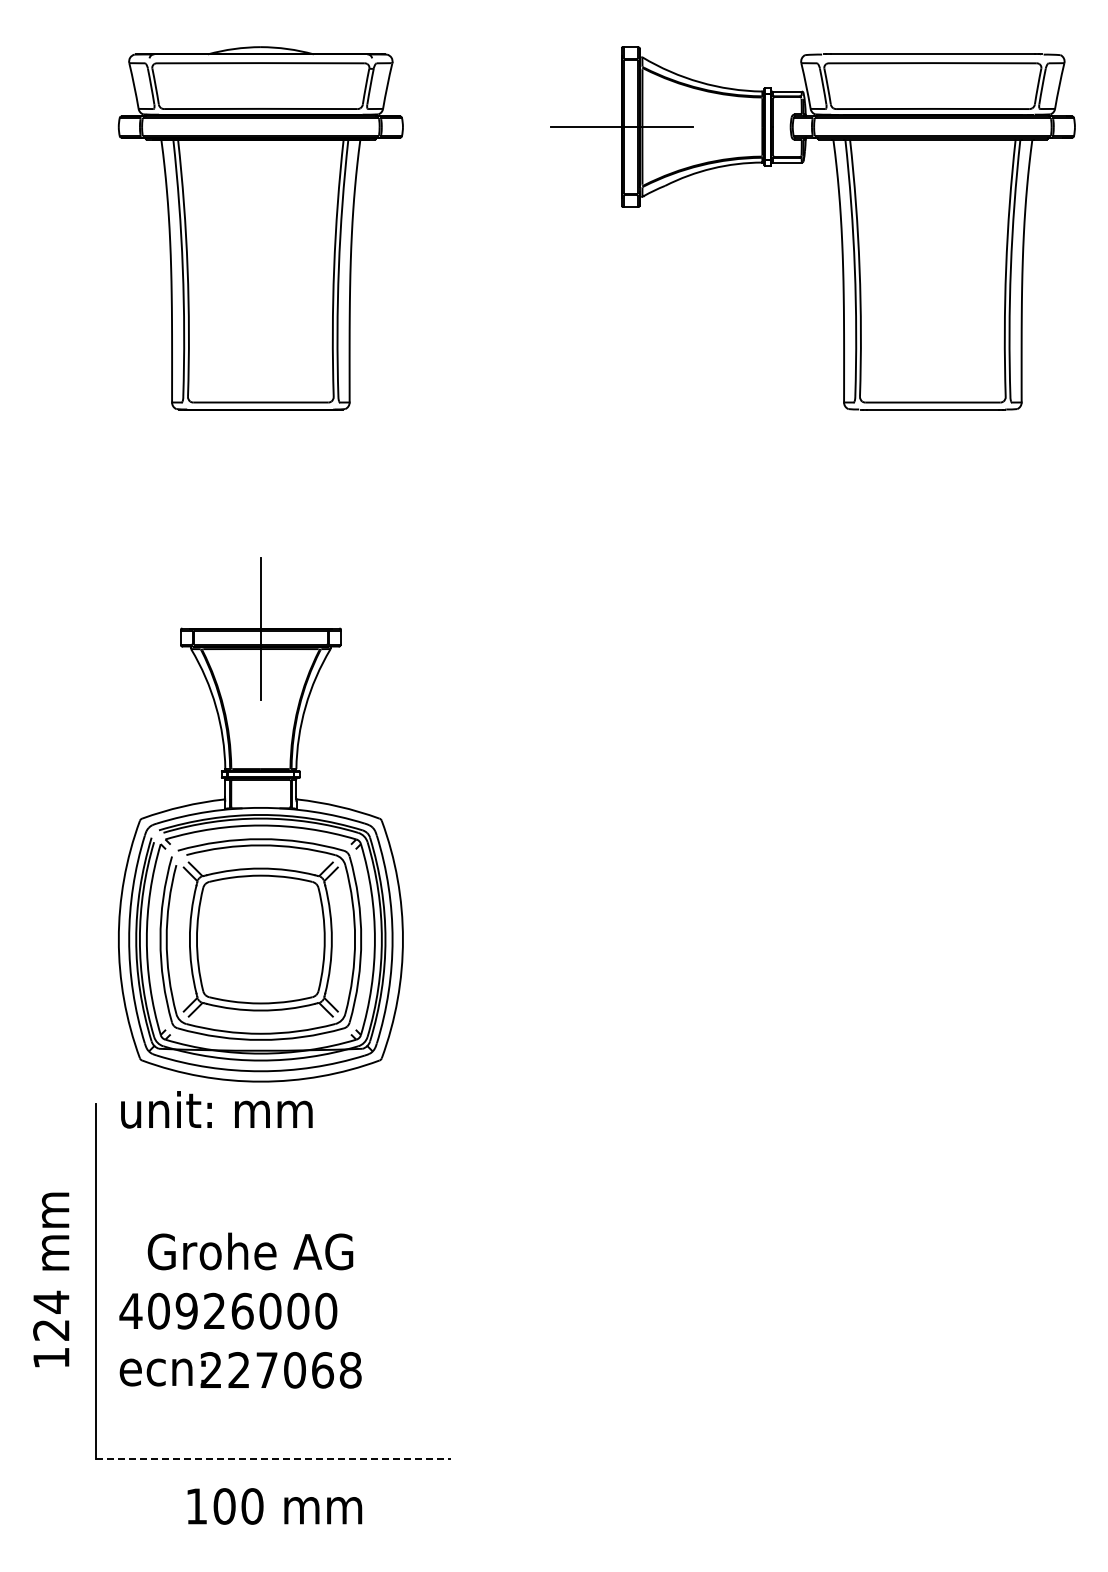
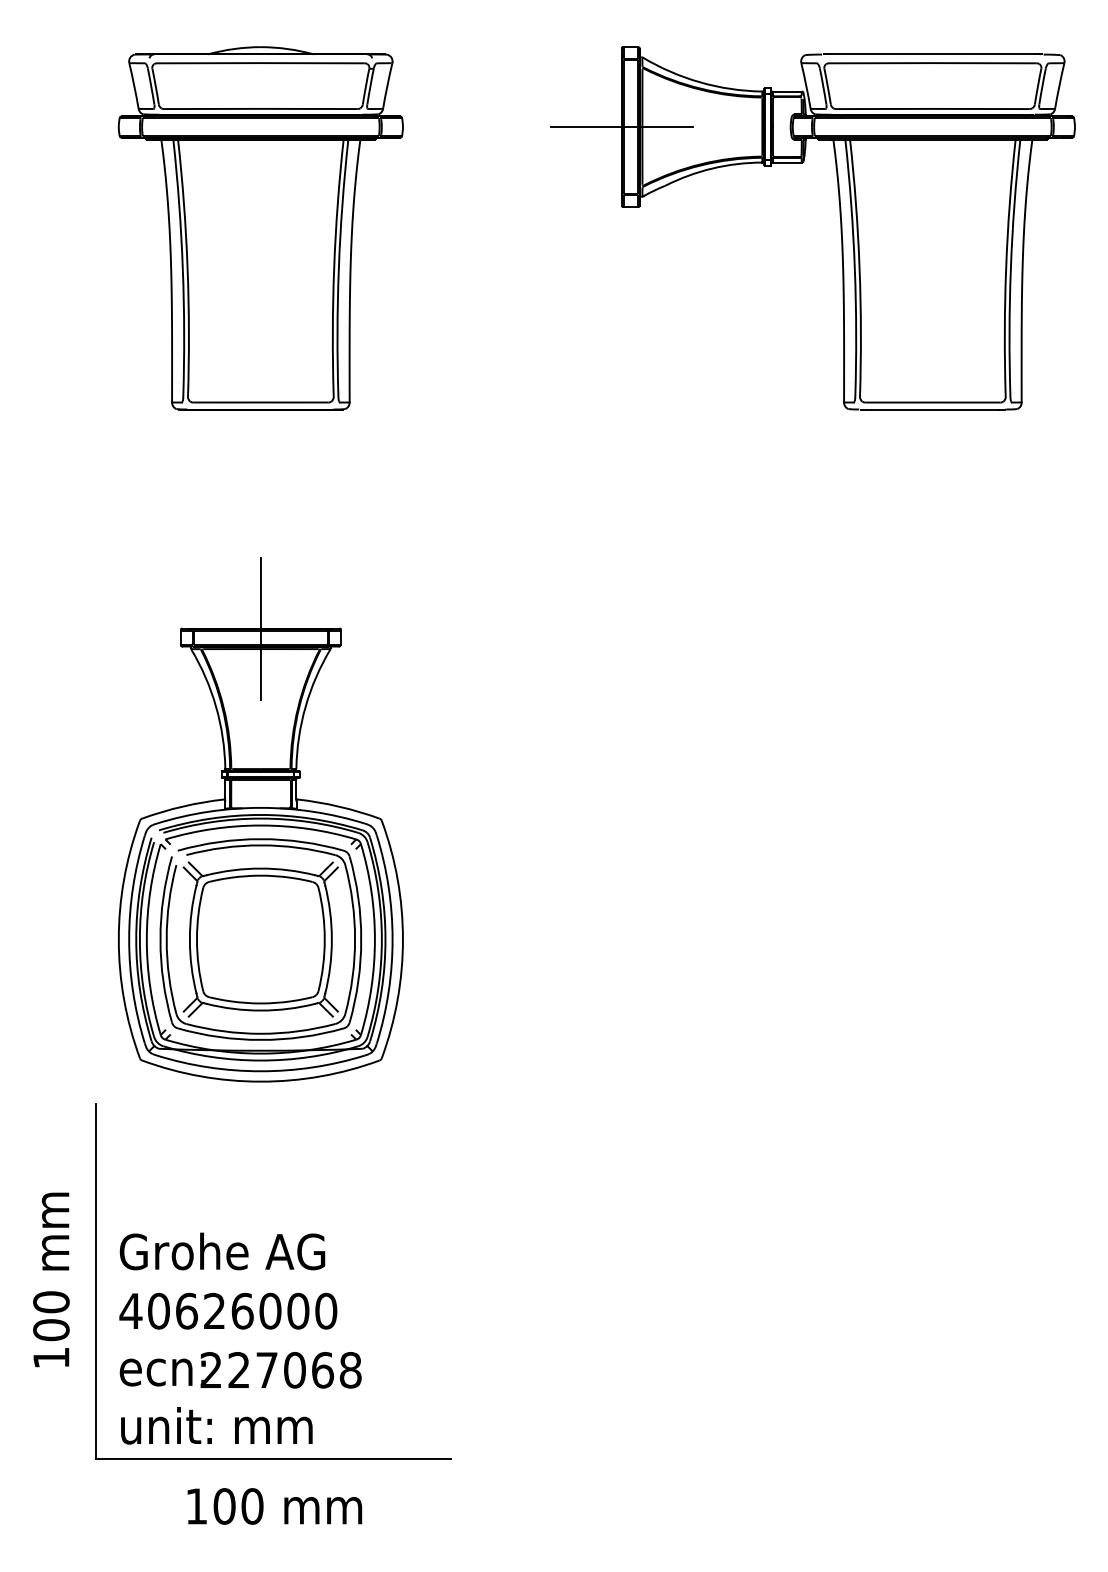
text position: (216, 1109) -> (216, 1425) (216, 1425)
text position: (250, 1251) -> (222, 1251) (222, 1251)
text: 40926000 -> 40626000 (186, 1310)
text: 124 -> 100 (51, 1315)
line: dashed -> solid (273, 1459)
